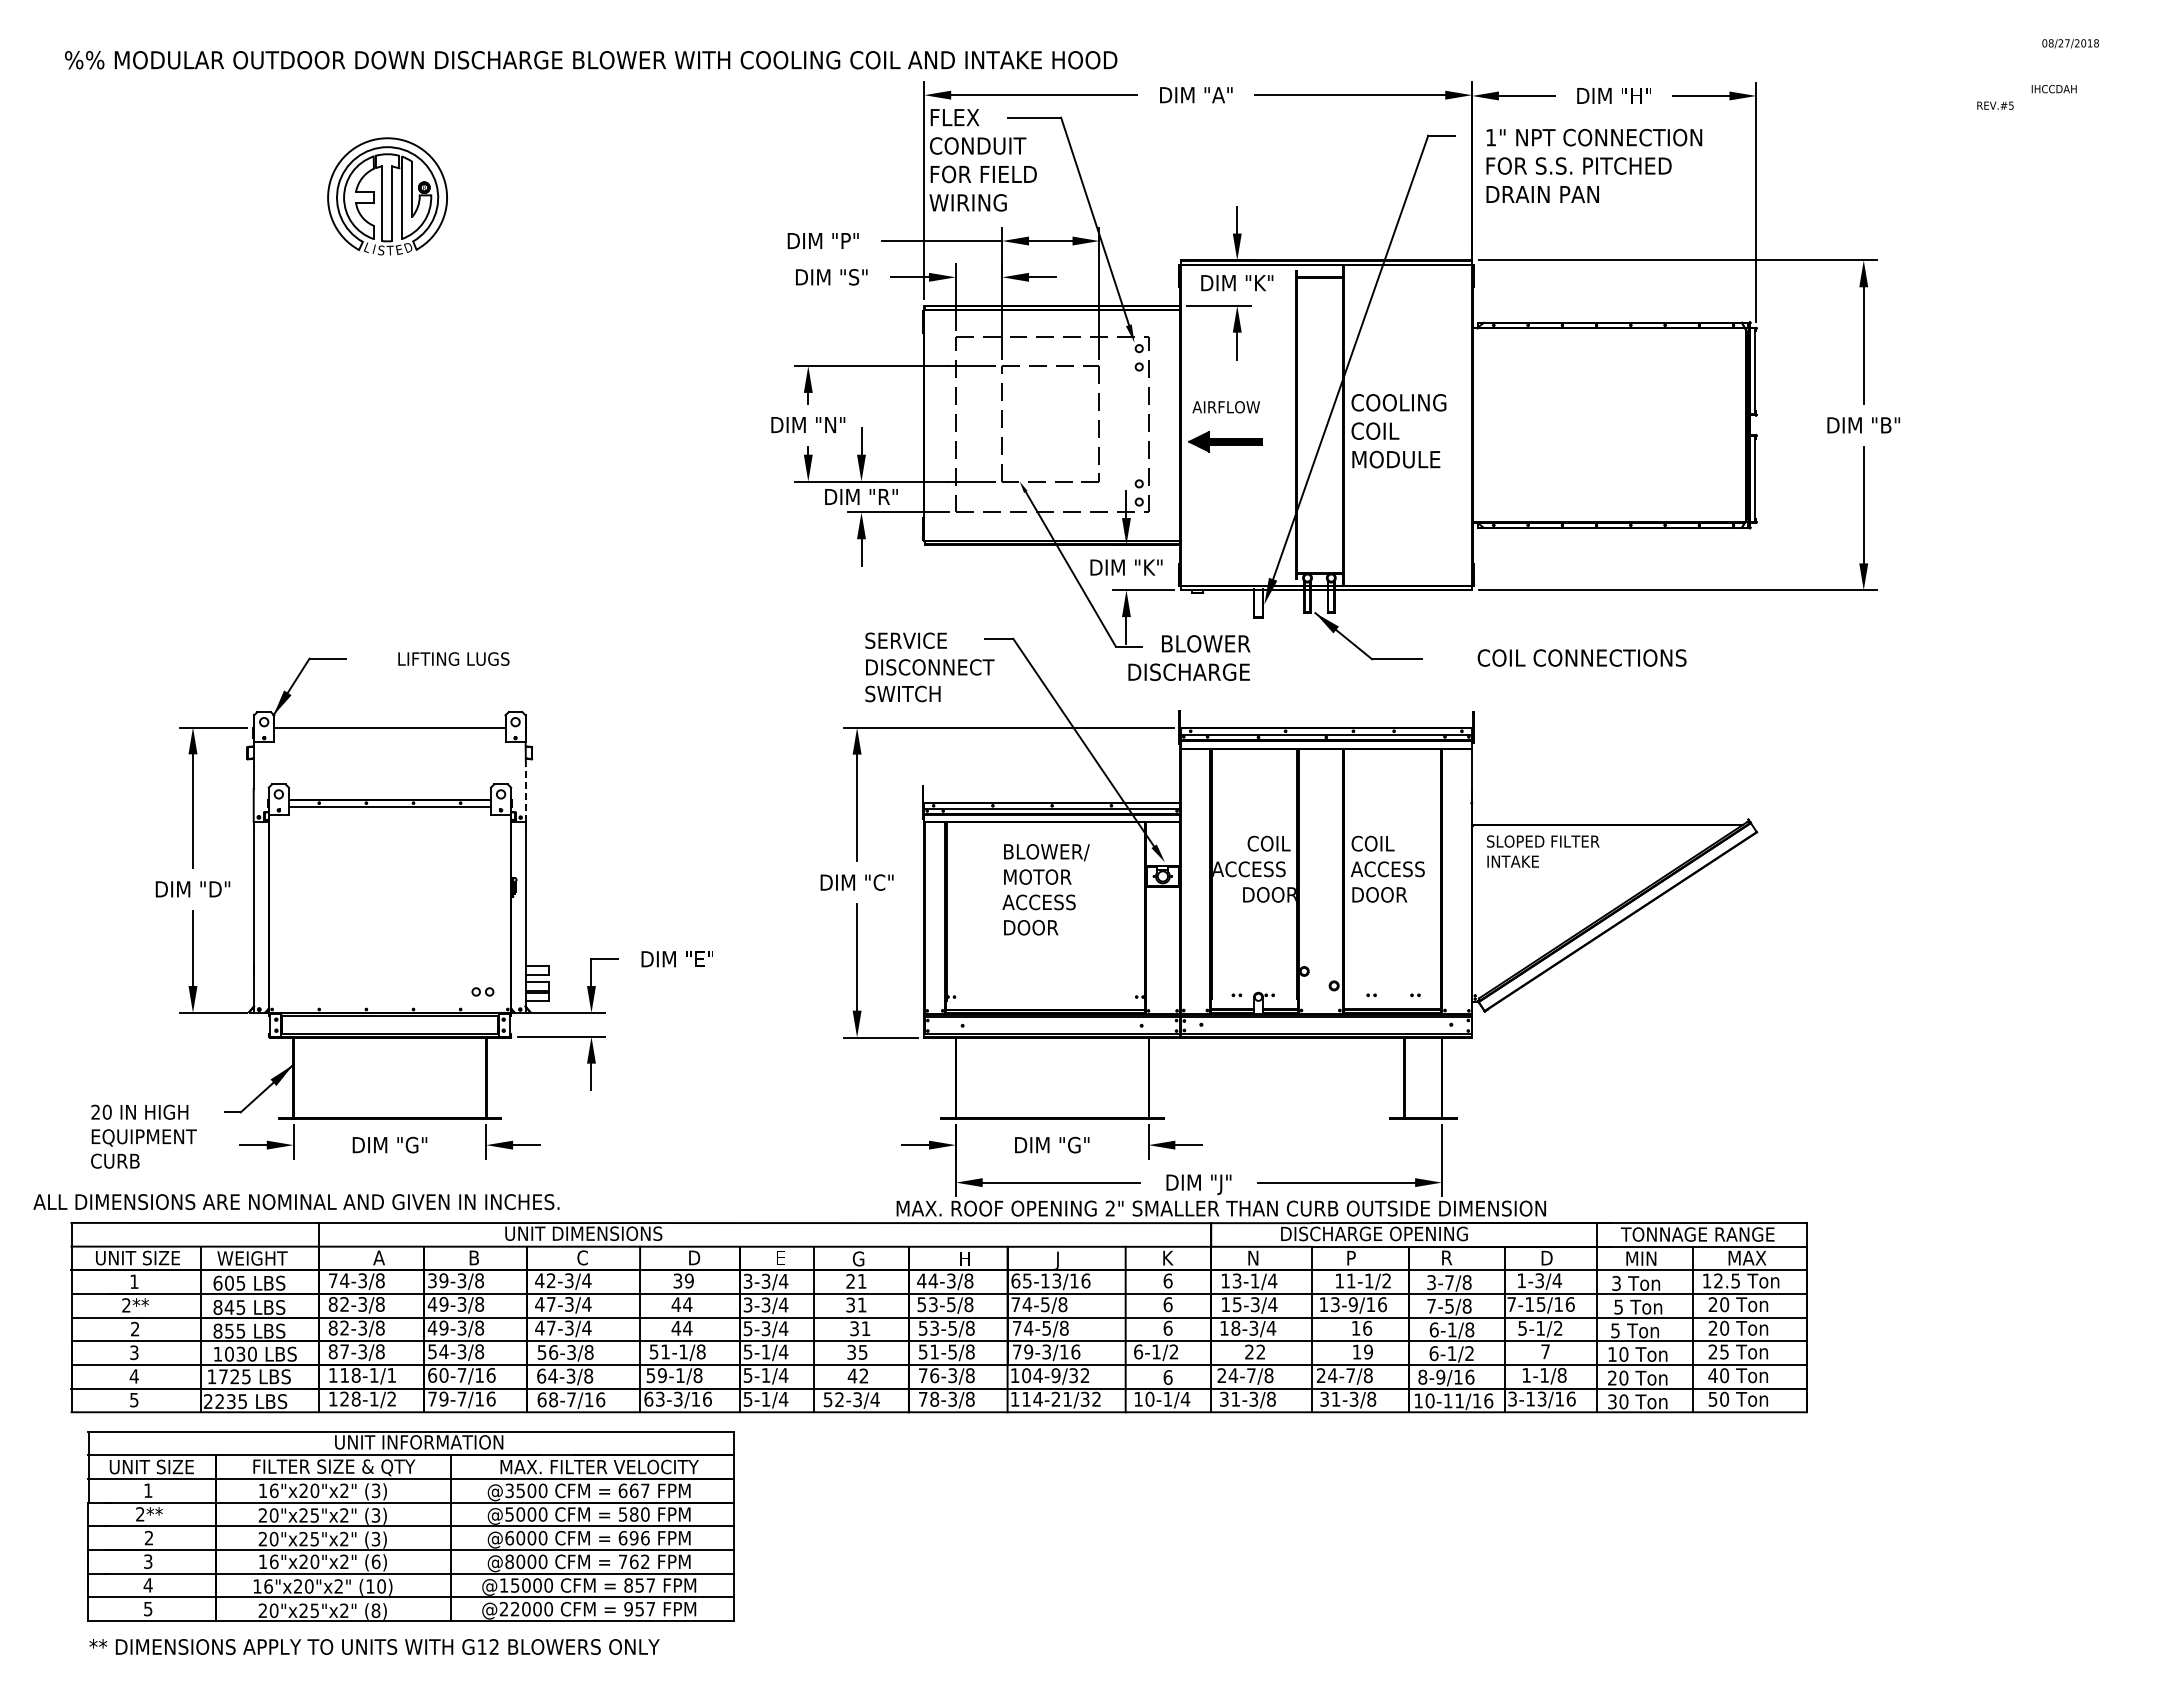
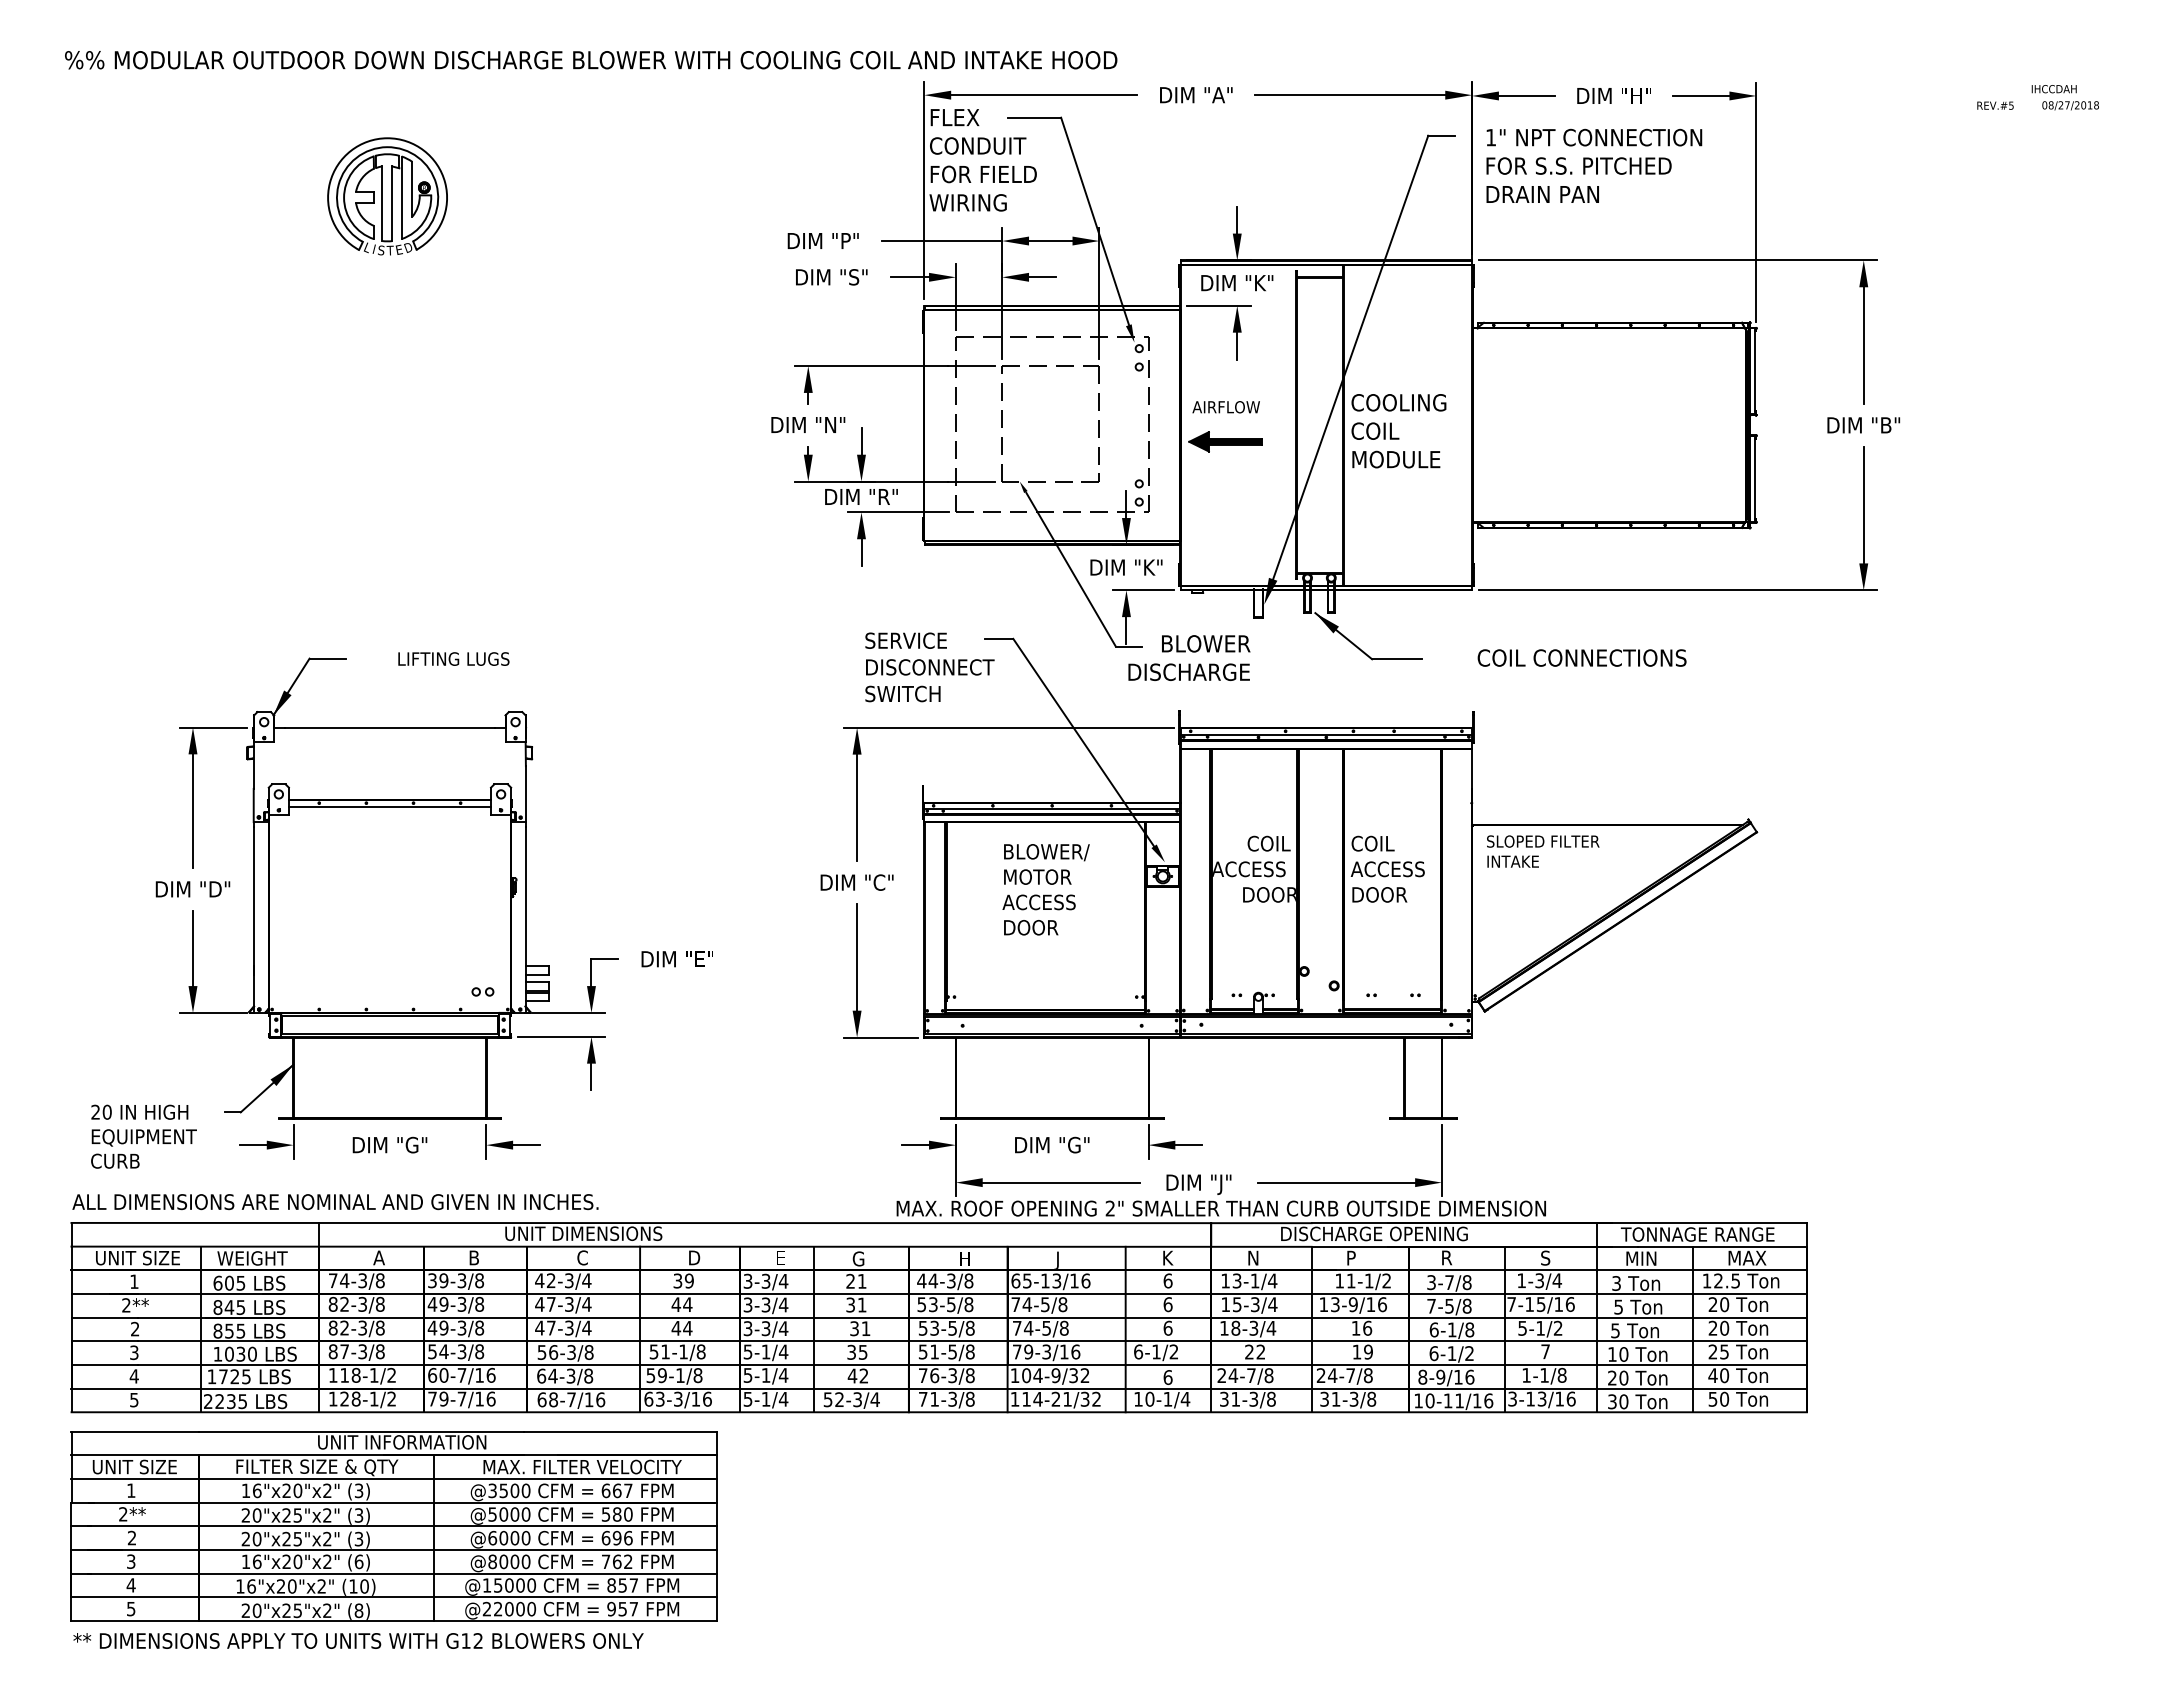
text position: (2070, 43) -> (2070, 105) (2070, 105)
line: dashed -> solid (525, 793)
text position: (296, 1202) -> (335, 1202) (335, 1202)
text: D -> S (1546, 1257)
text: 5-3/4 -> 3-3/4 (748, 1328)
text: 118-1/1 -> 118-1/2 (391, 1374)
text: 78-3/8 -> 71-3/8 (934, 1398)
part position: (410, 1526) -> (393, 1526) (393, 1526)
text position: (374, 1646) -> (358, 1640) (358, 1640)
